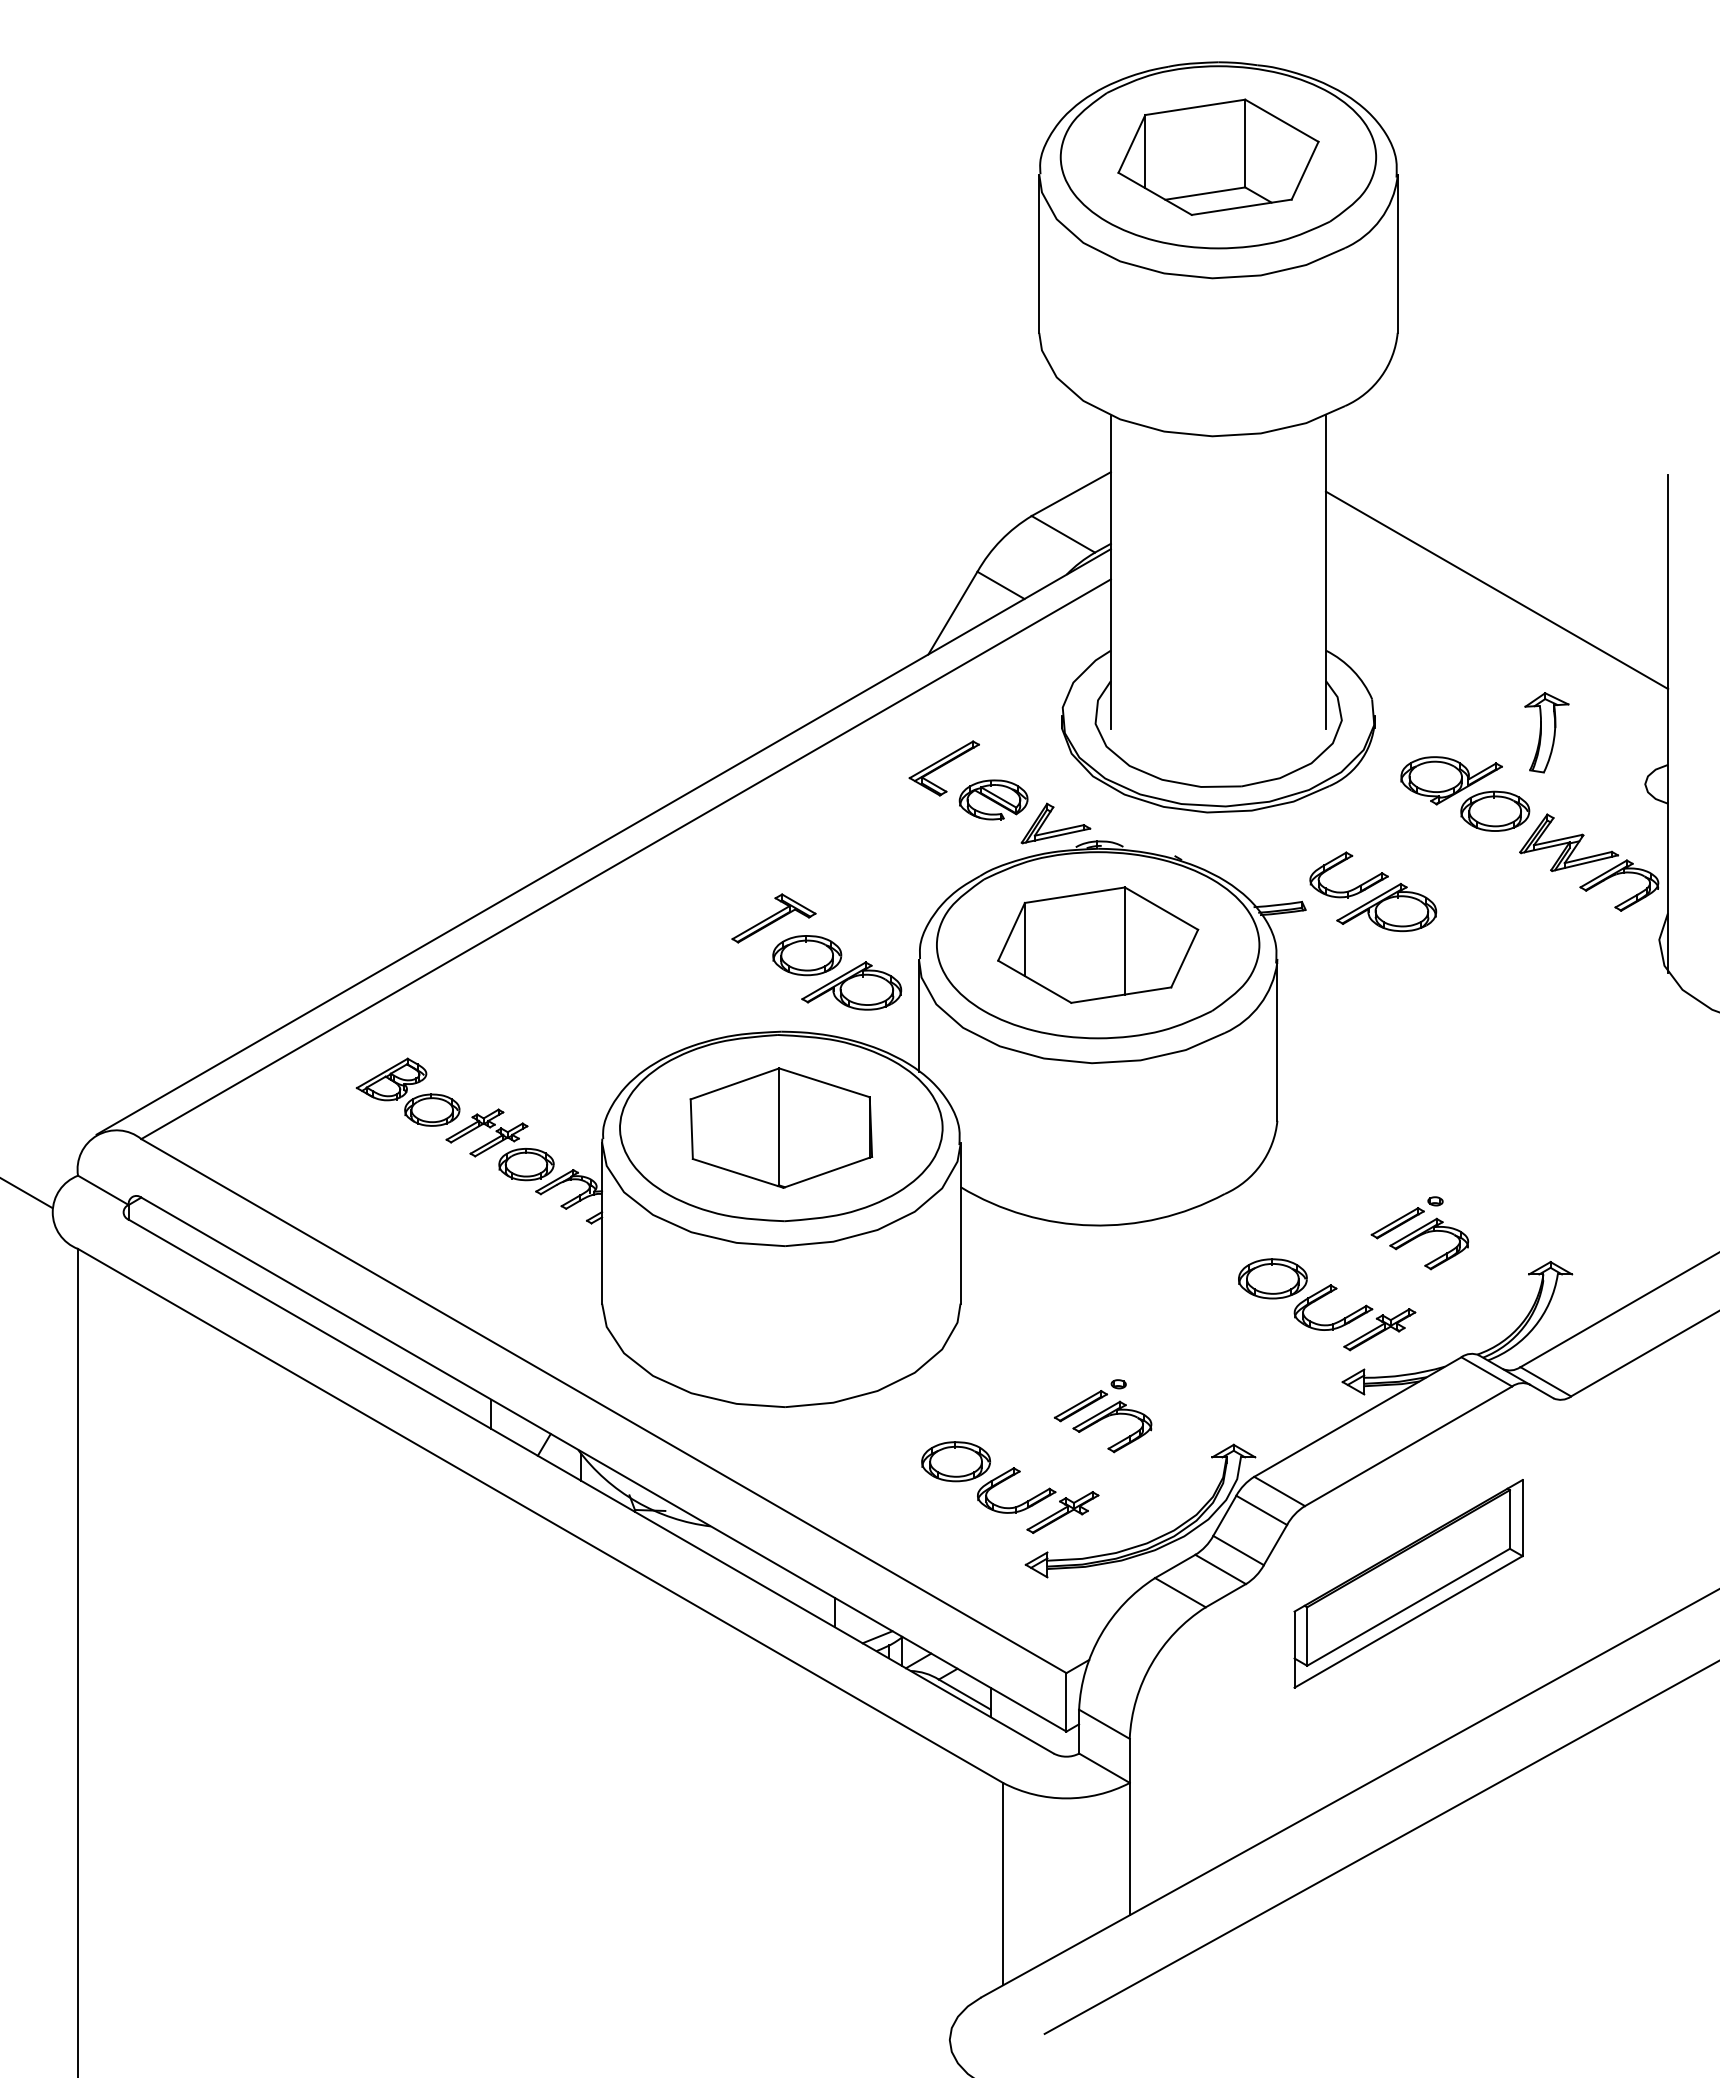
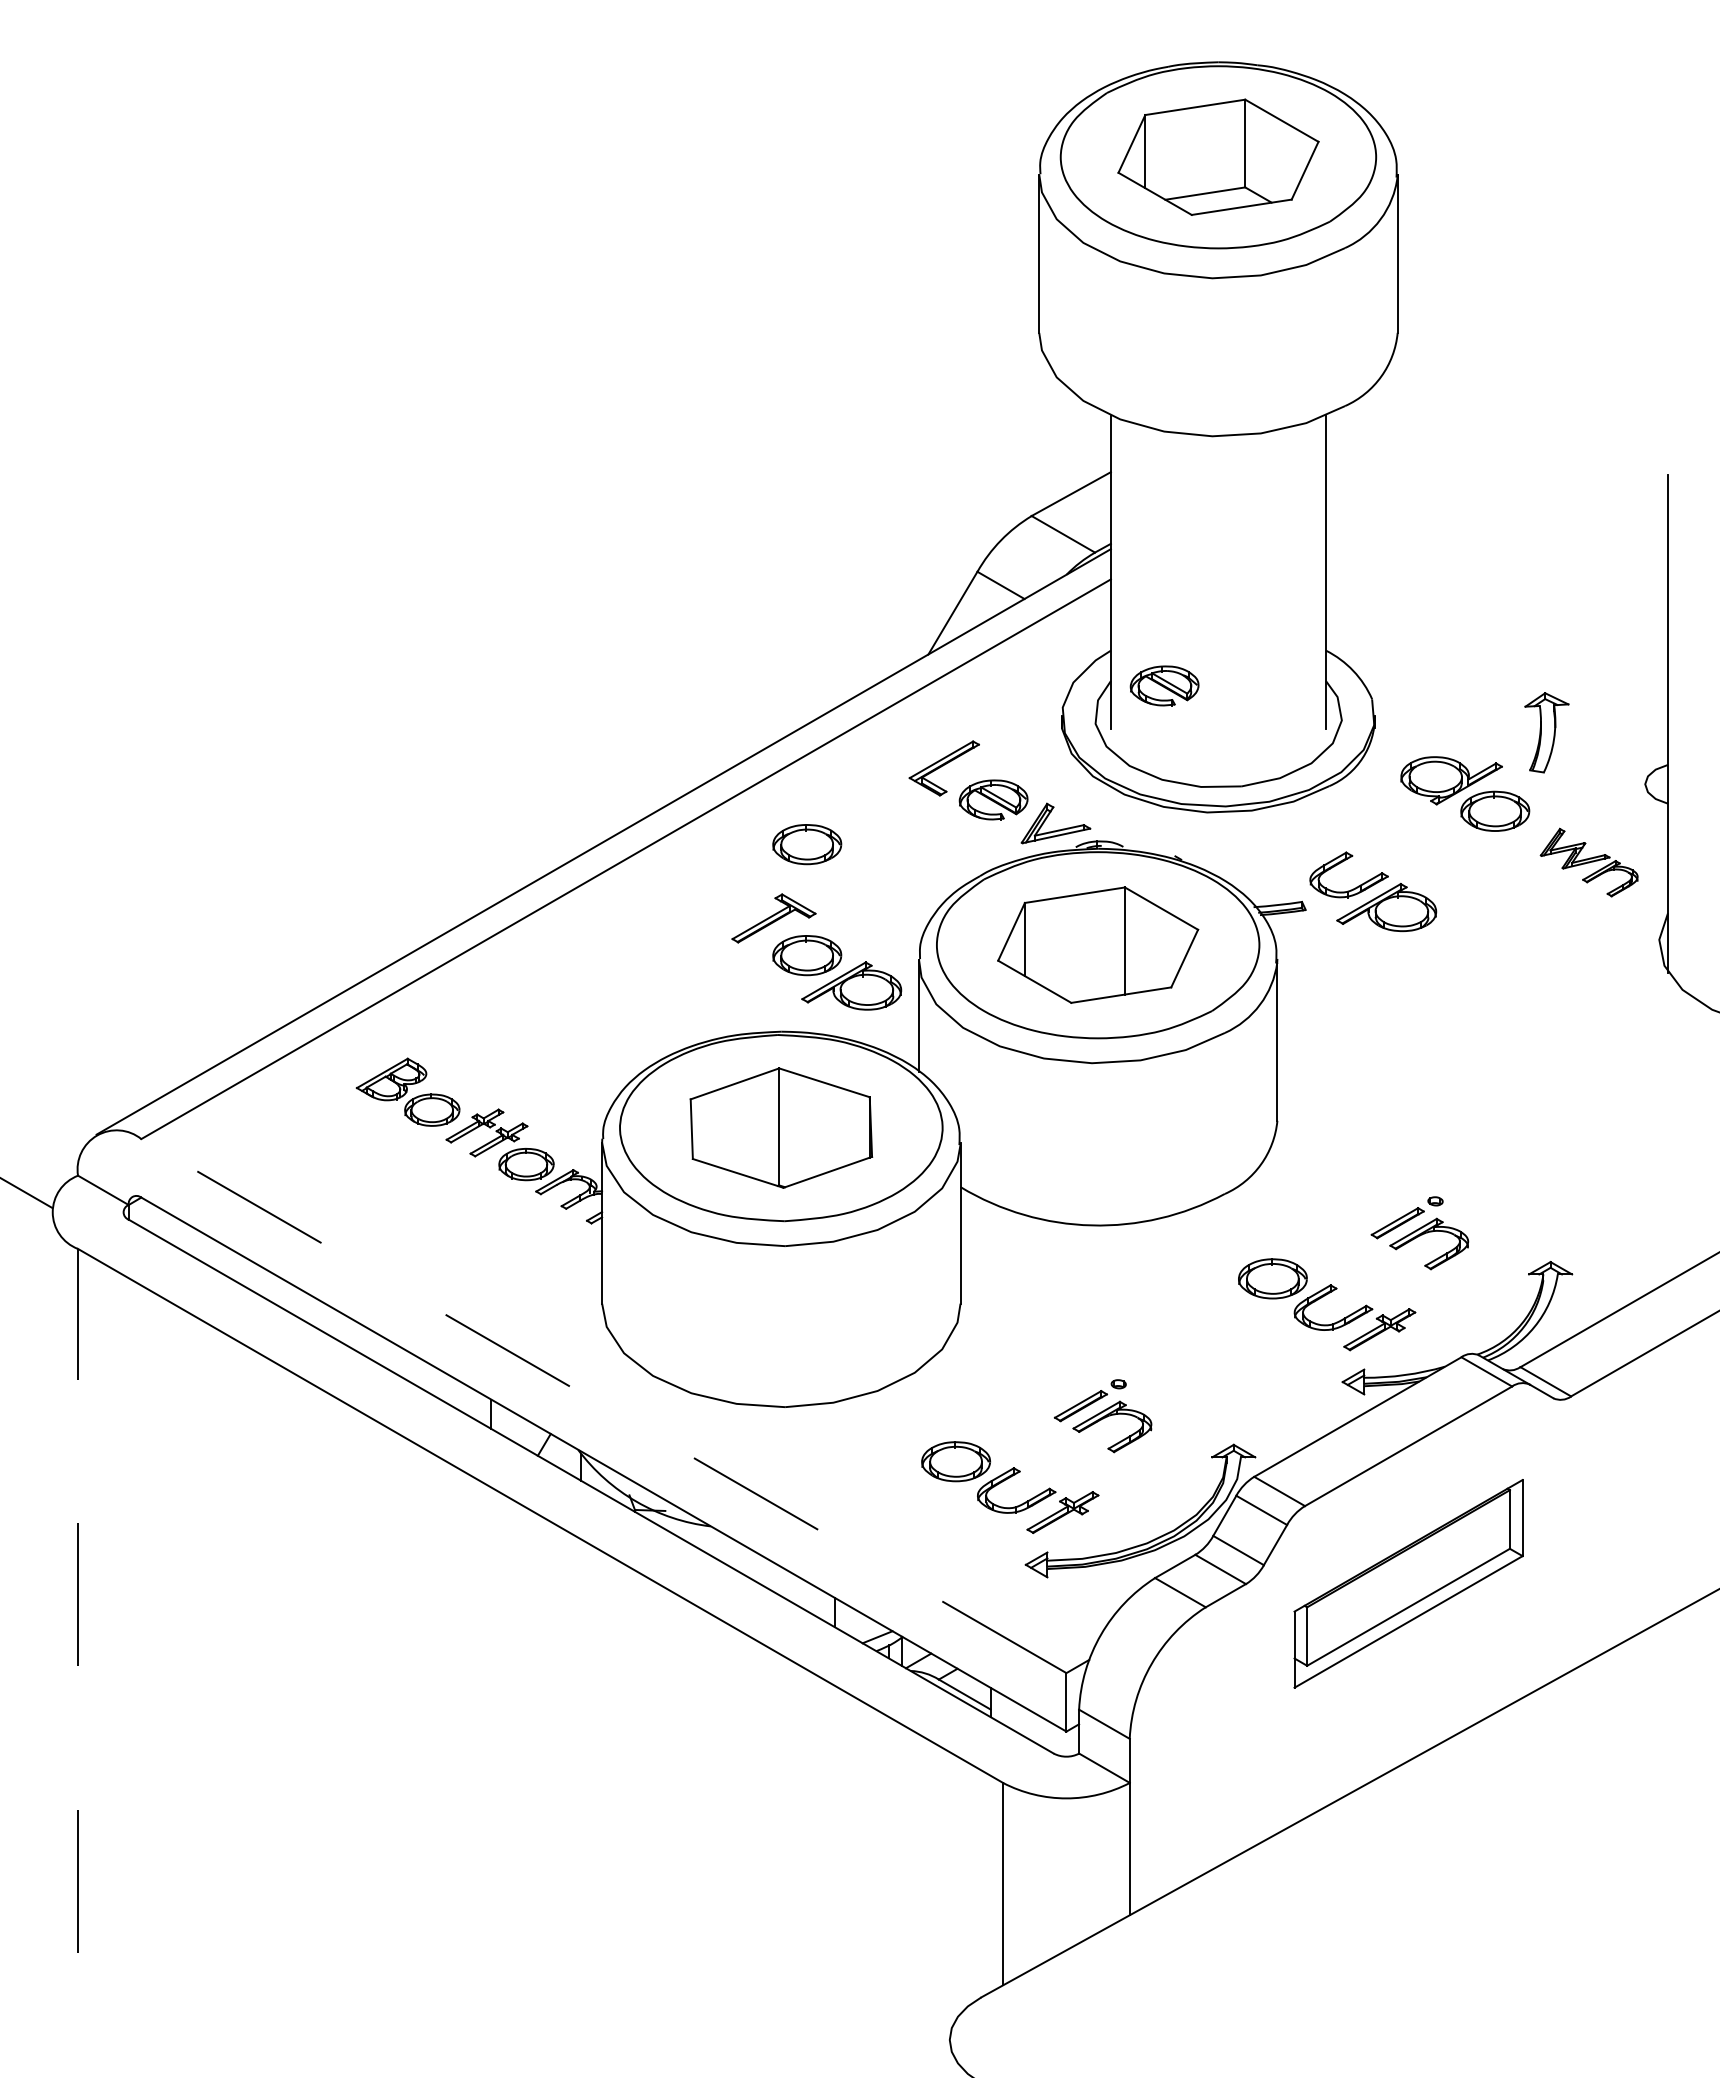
line: present -> none (1496, 590)
part: none -> present (1164, 685)
part: none -> present (807, 844)
part size: 141x99 px -> 100x71 px (1588, 862)
line: solid -> dashed (603, 1405)
line: solid -> dashed (77, 1662)
line: present -> none (1380, 1847)
